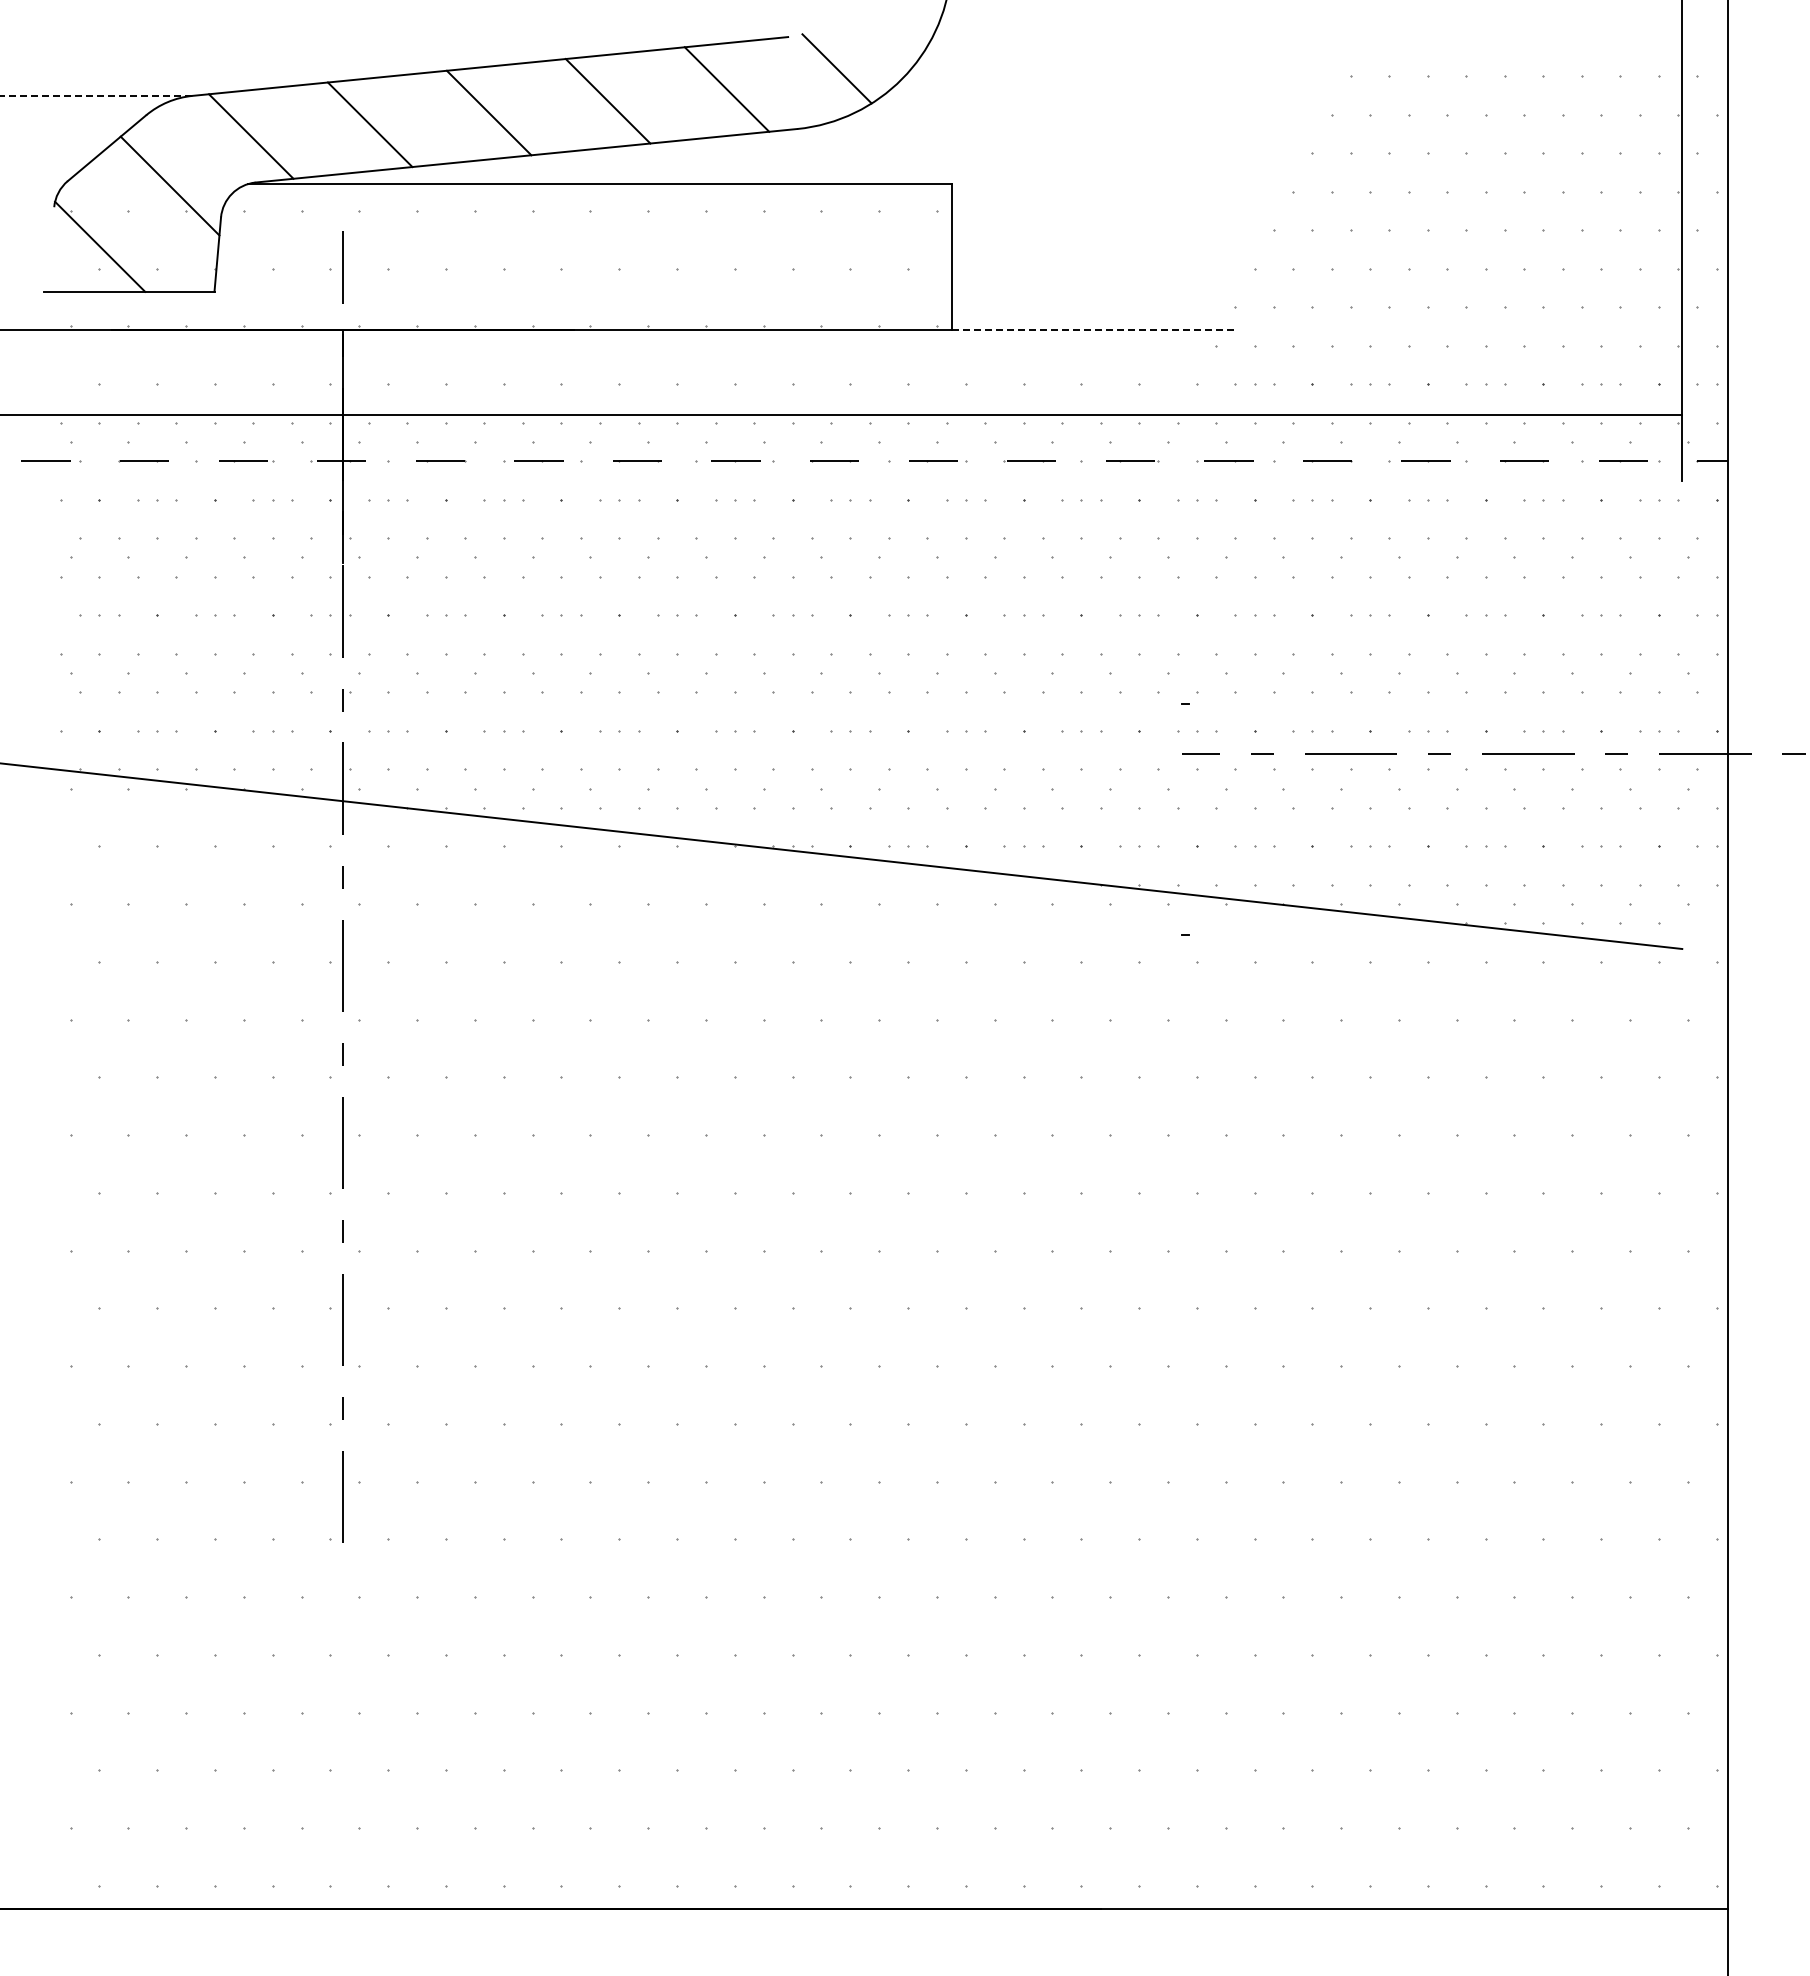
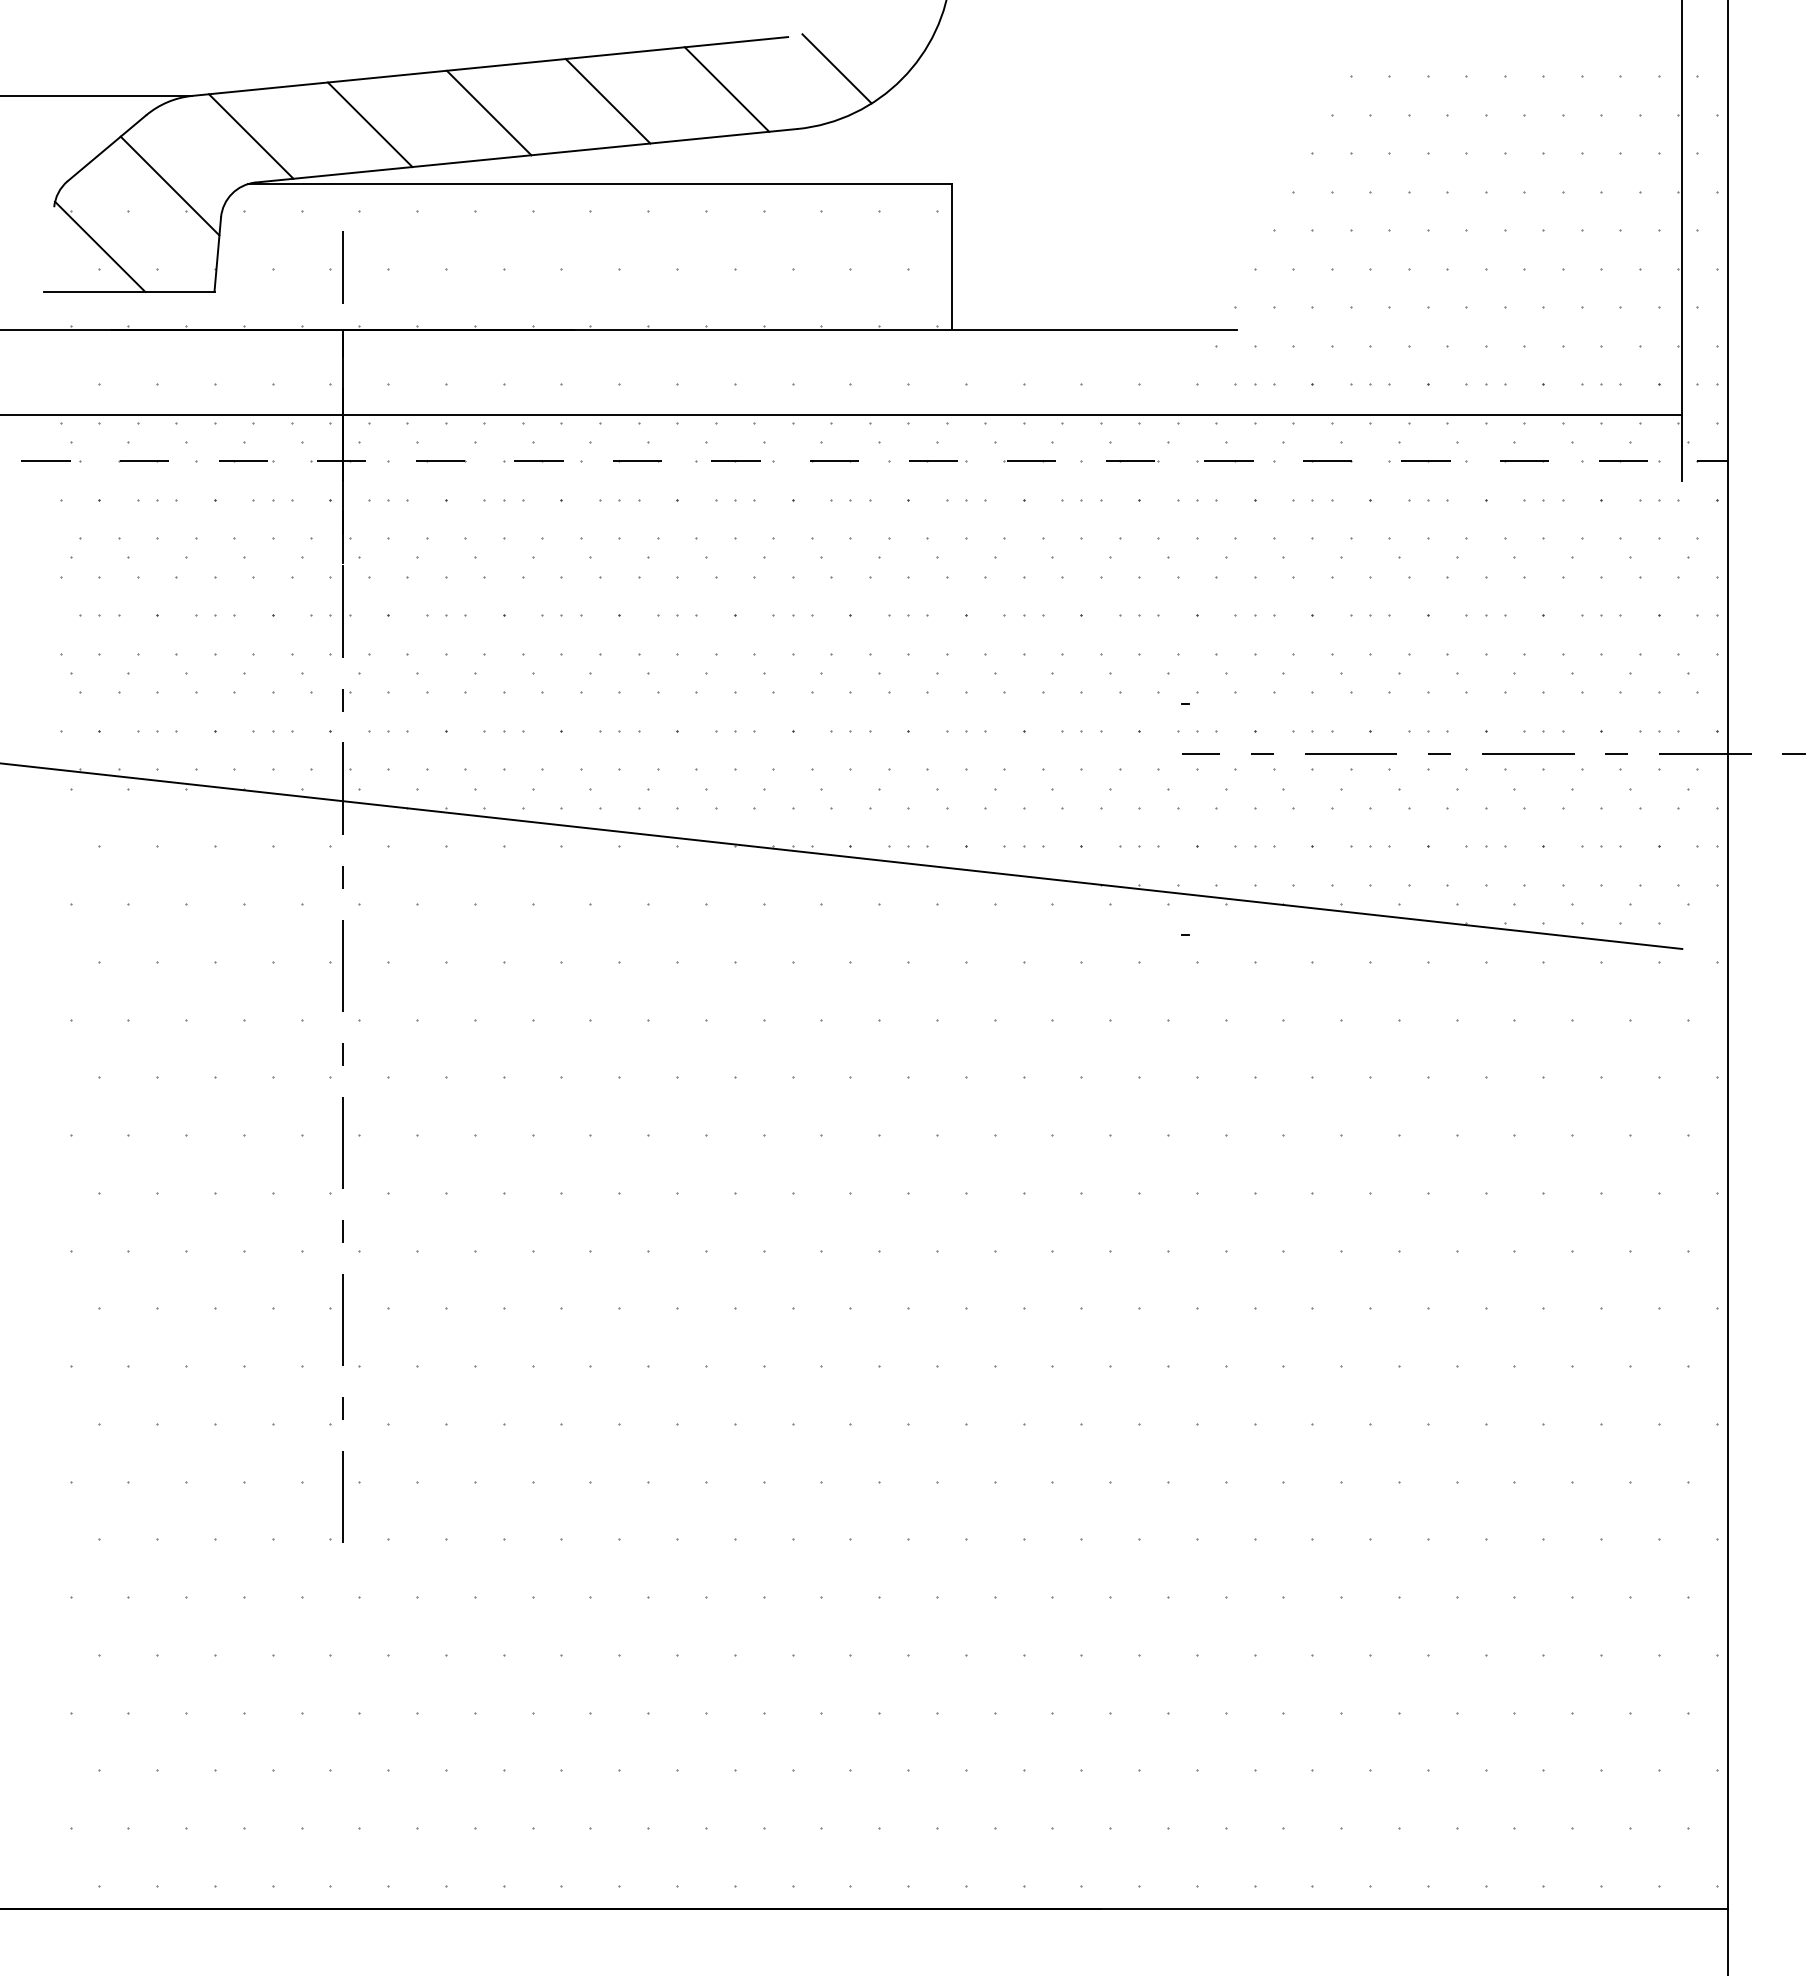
line: dashed -> solid (96, 95)
line: dashed -> solid (1094, 330)
